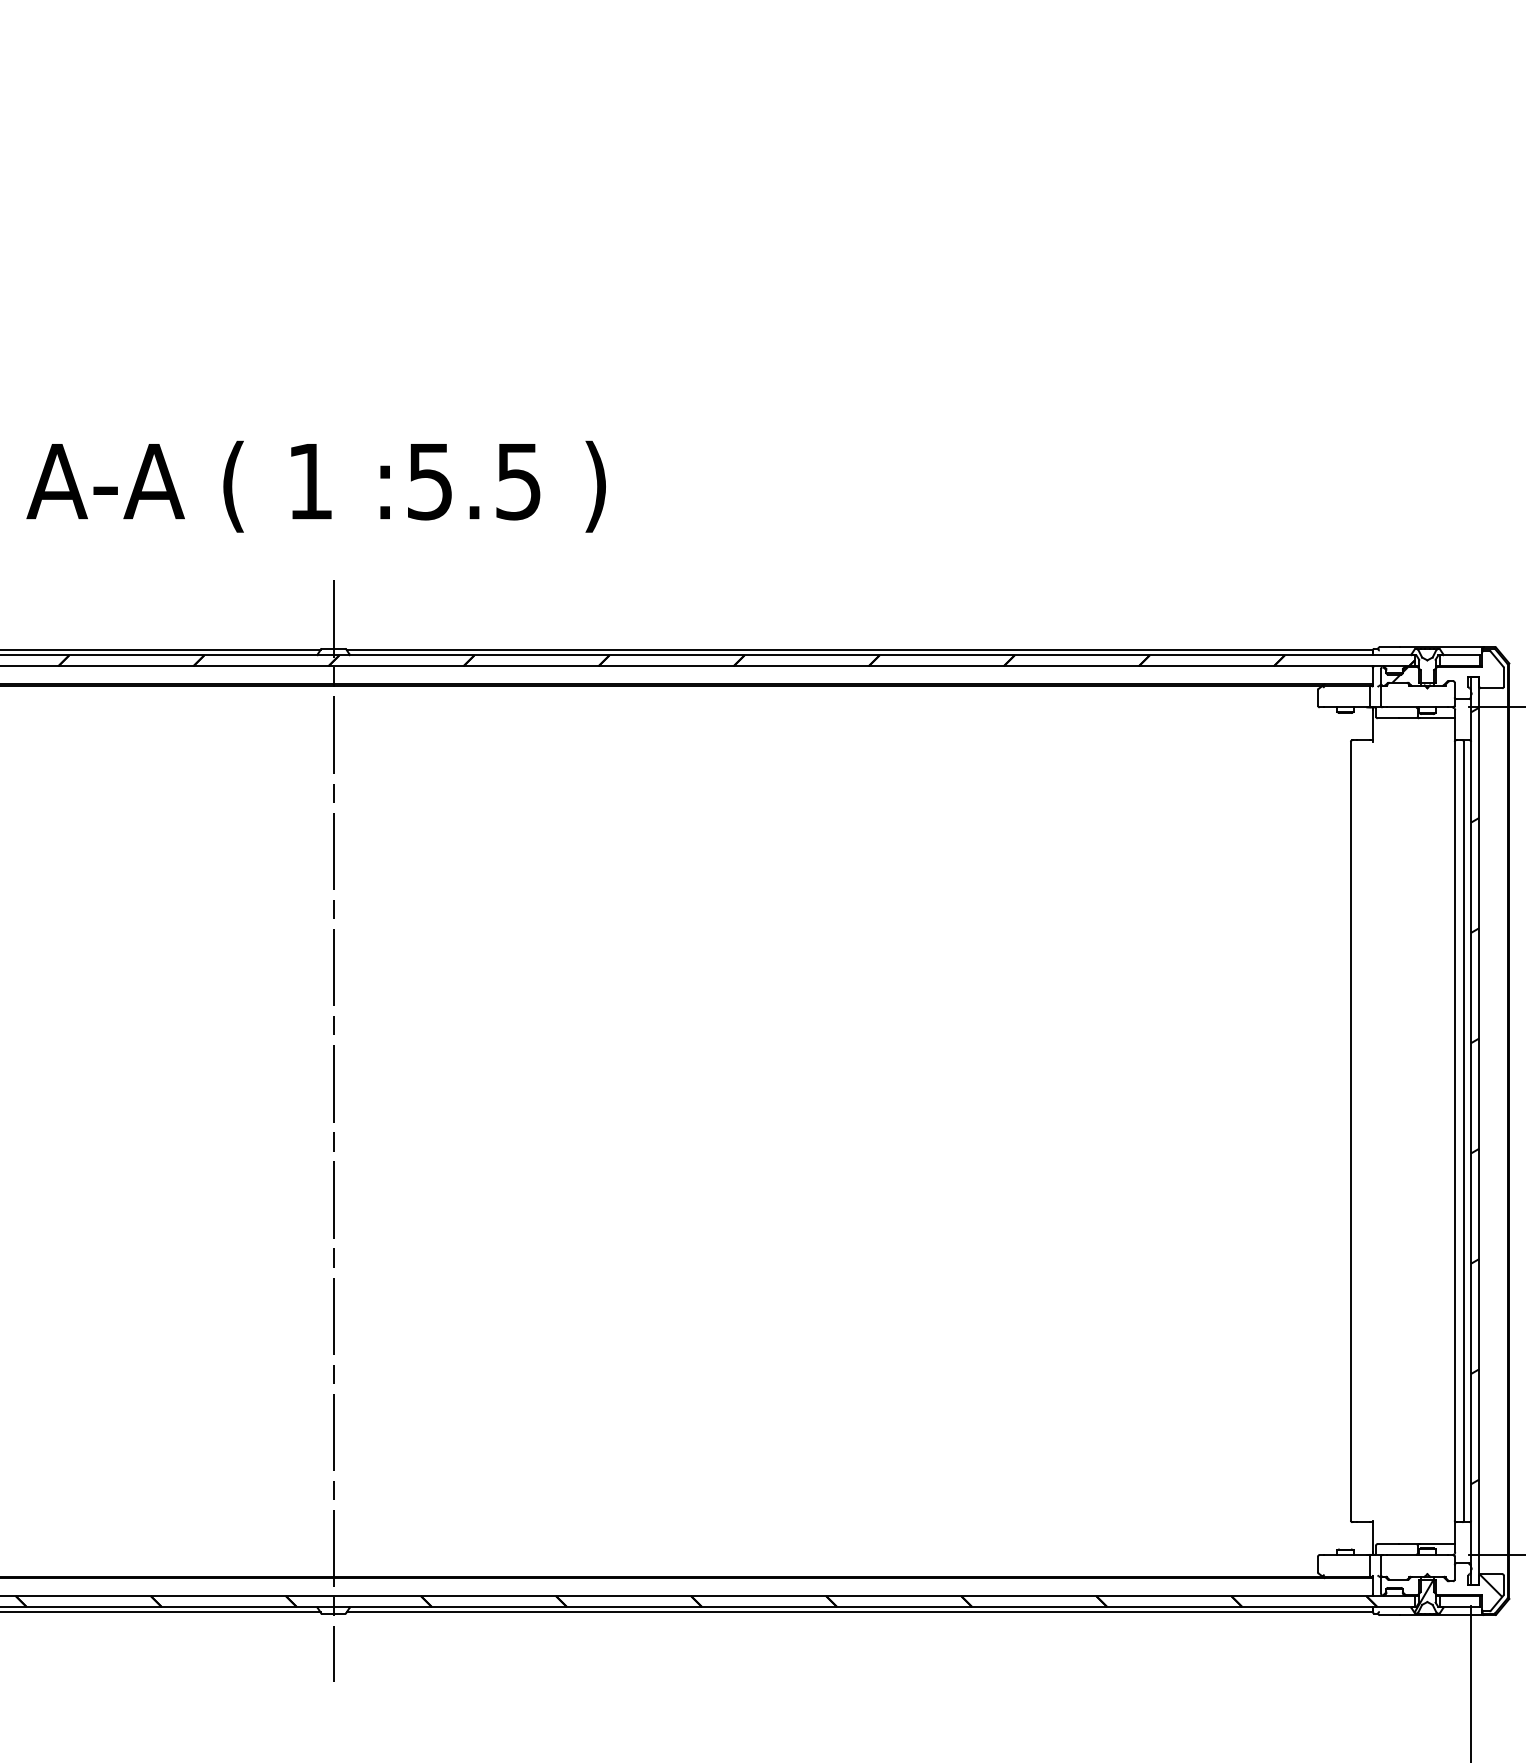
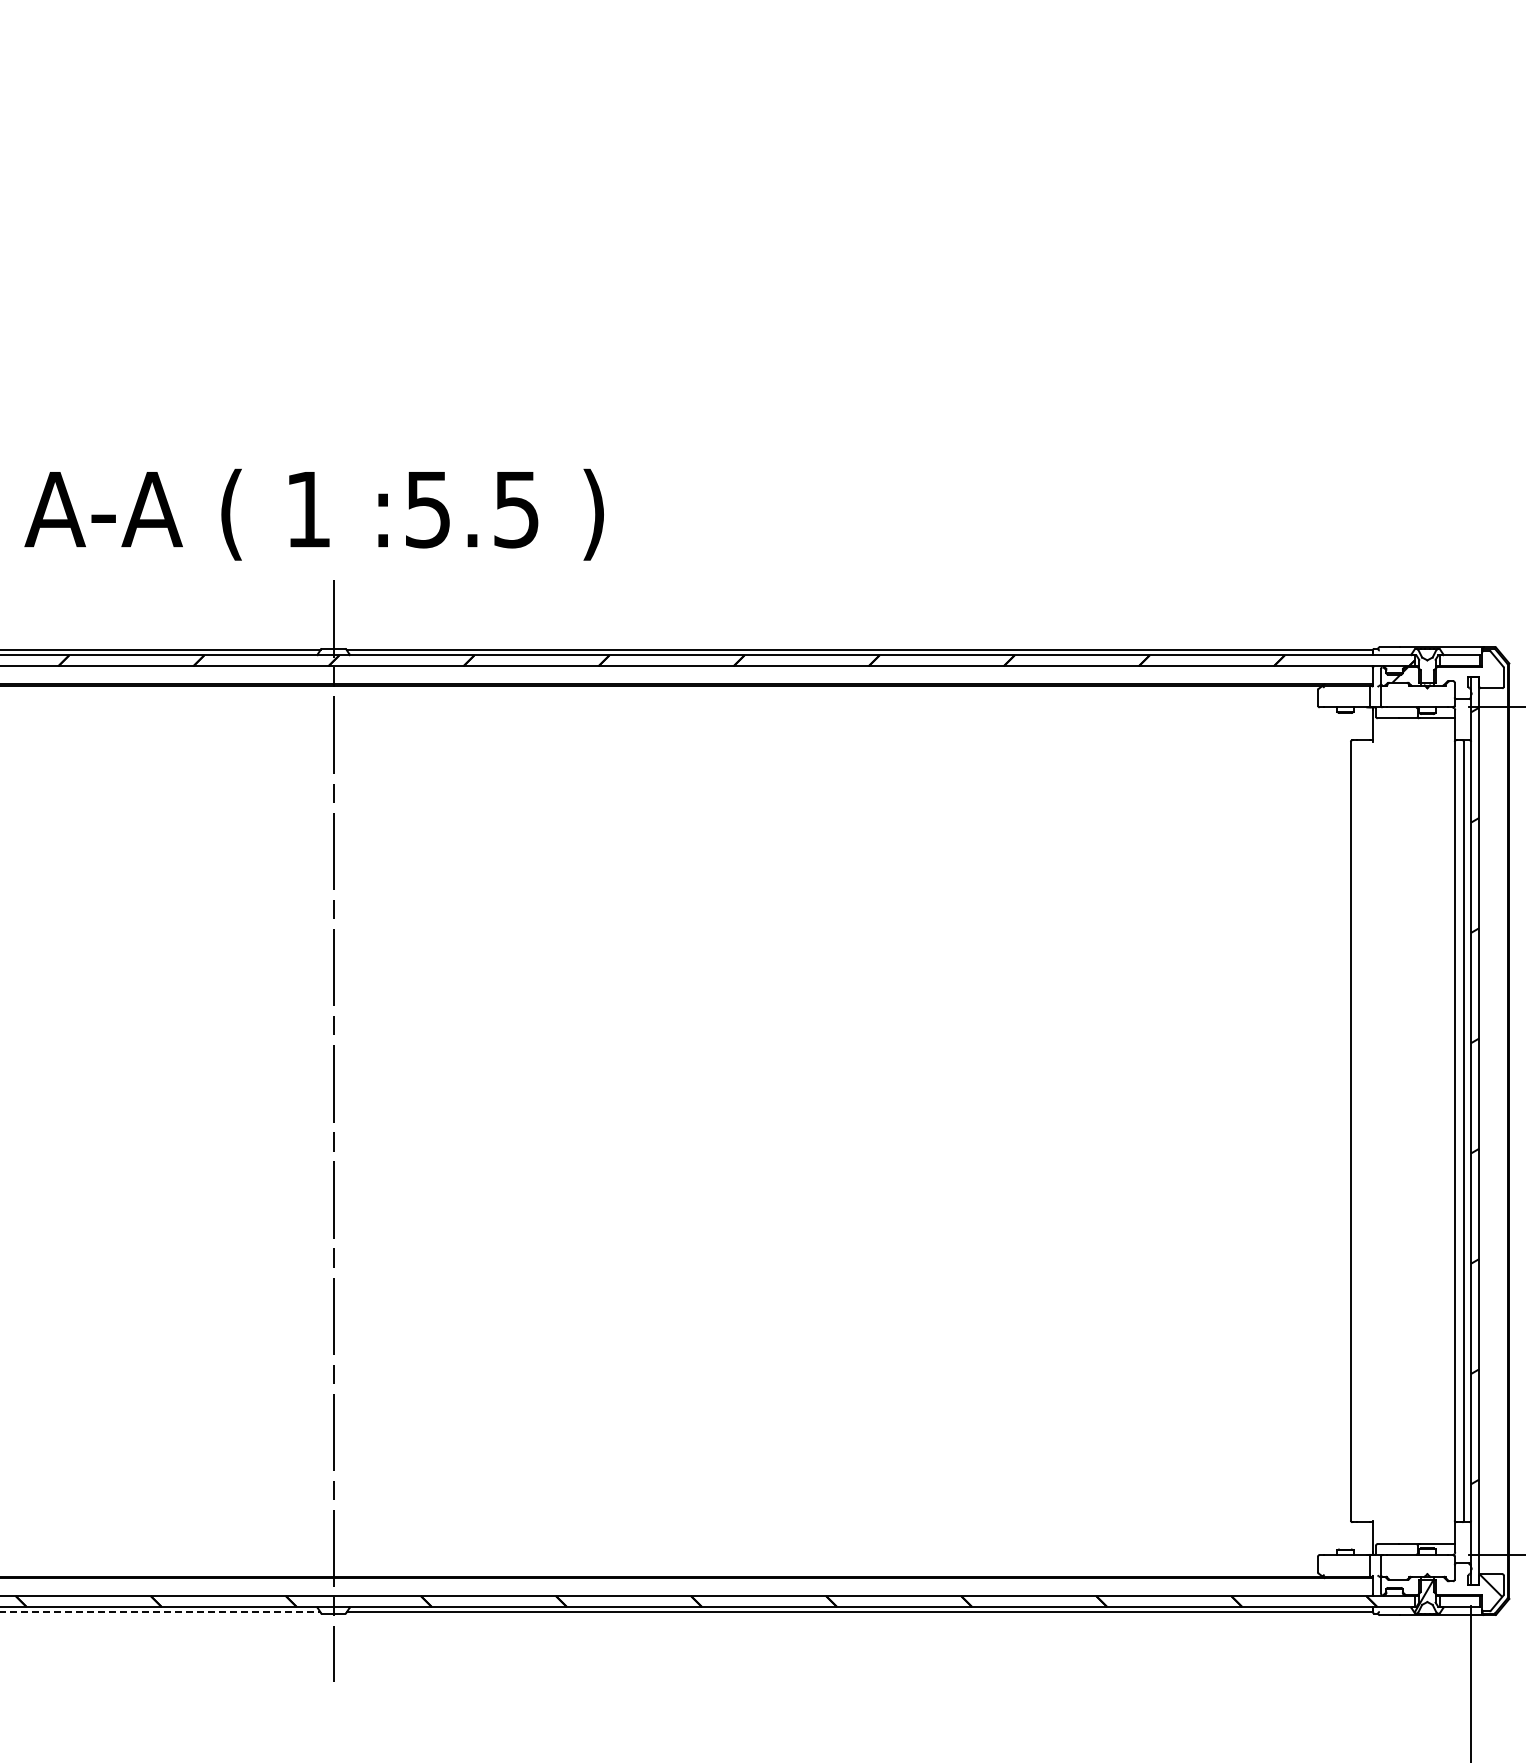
text position: (315, 486) -> (313, 514) (313, 514)
line: solid -> dashed (160, 1612)
